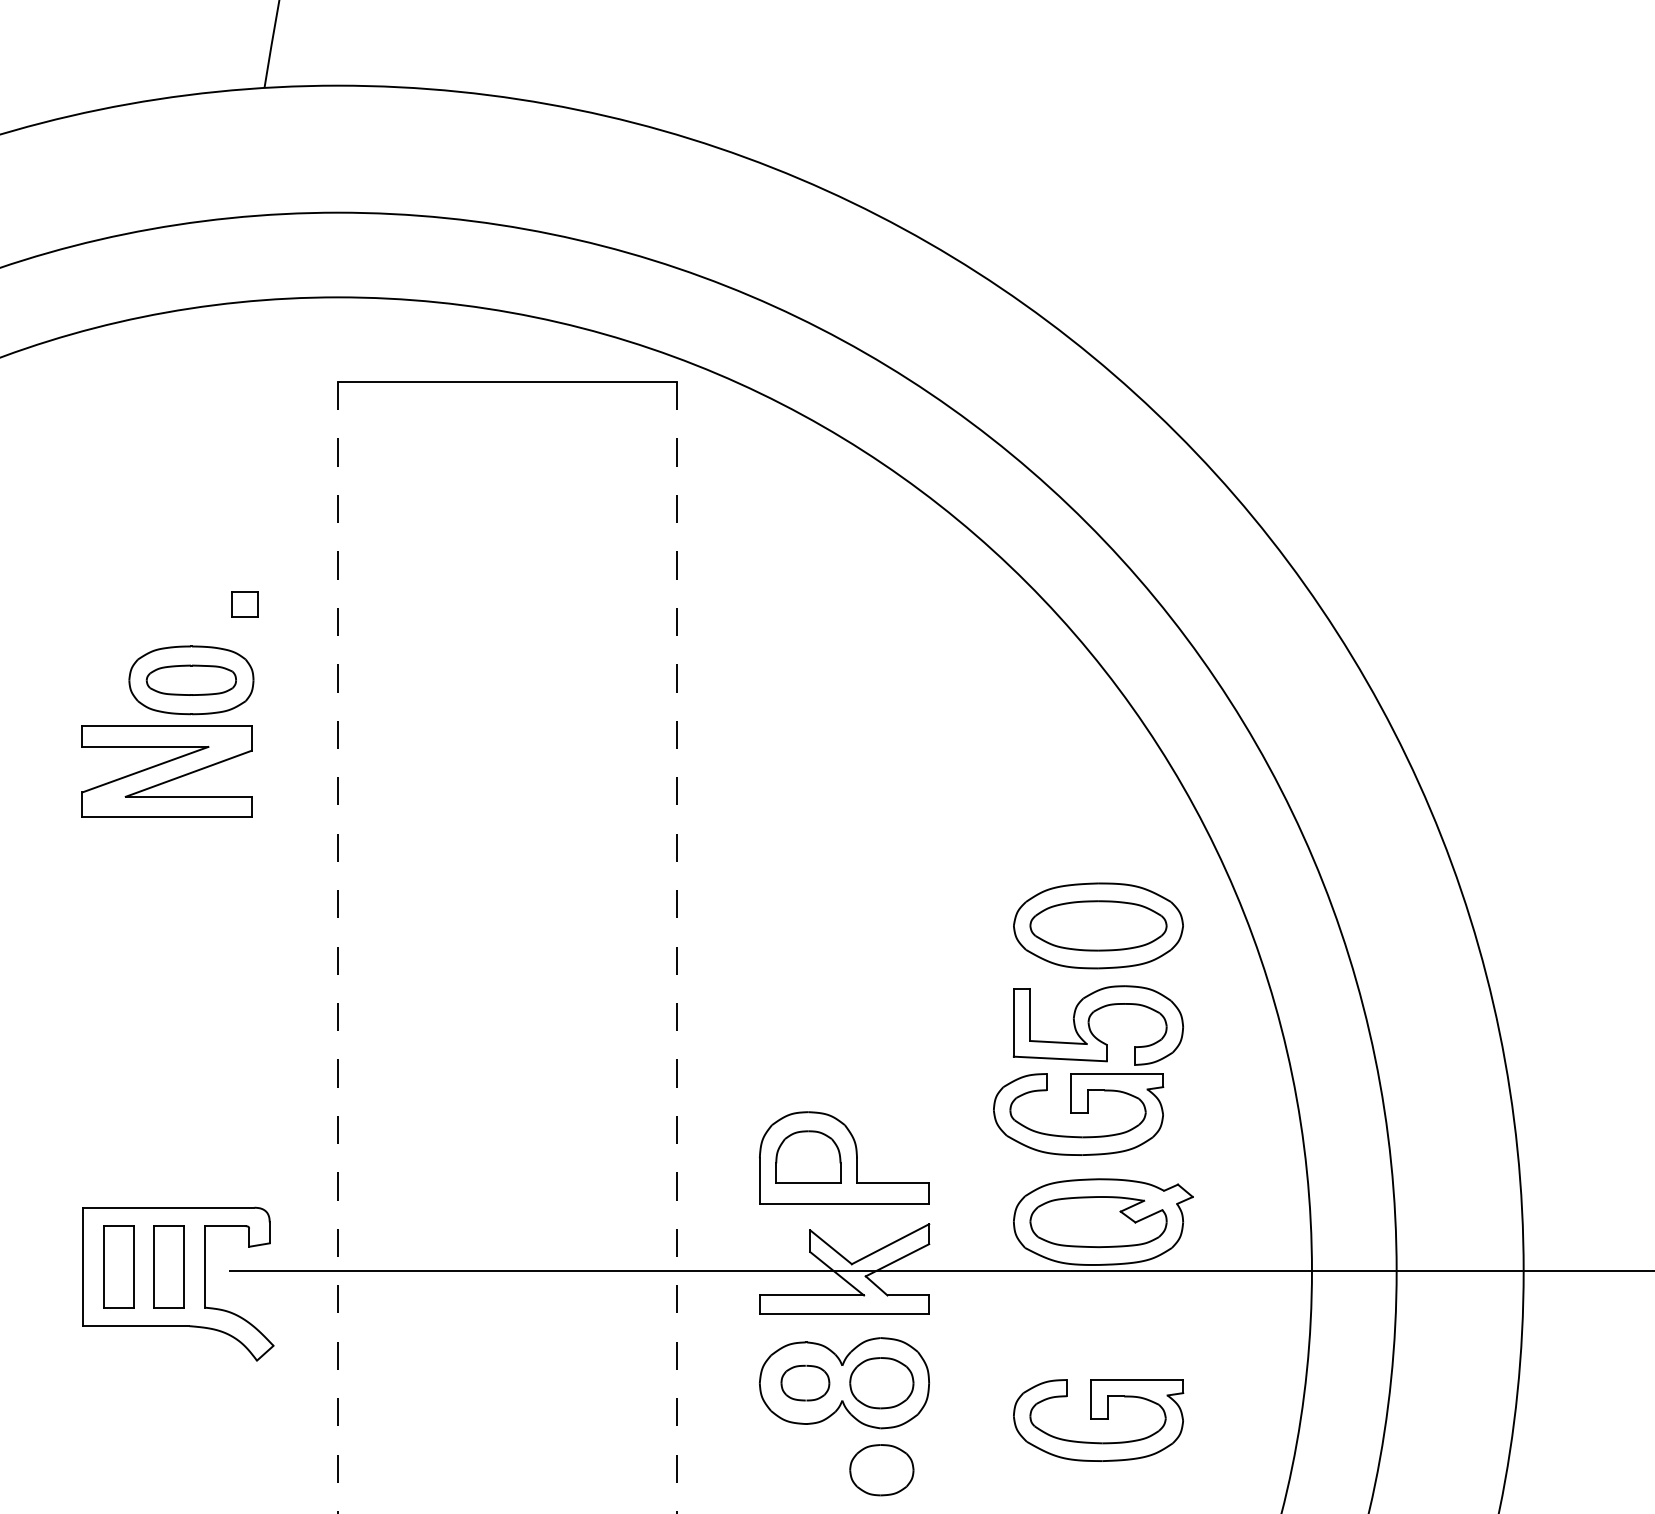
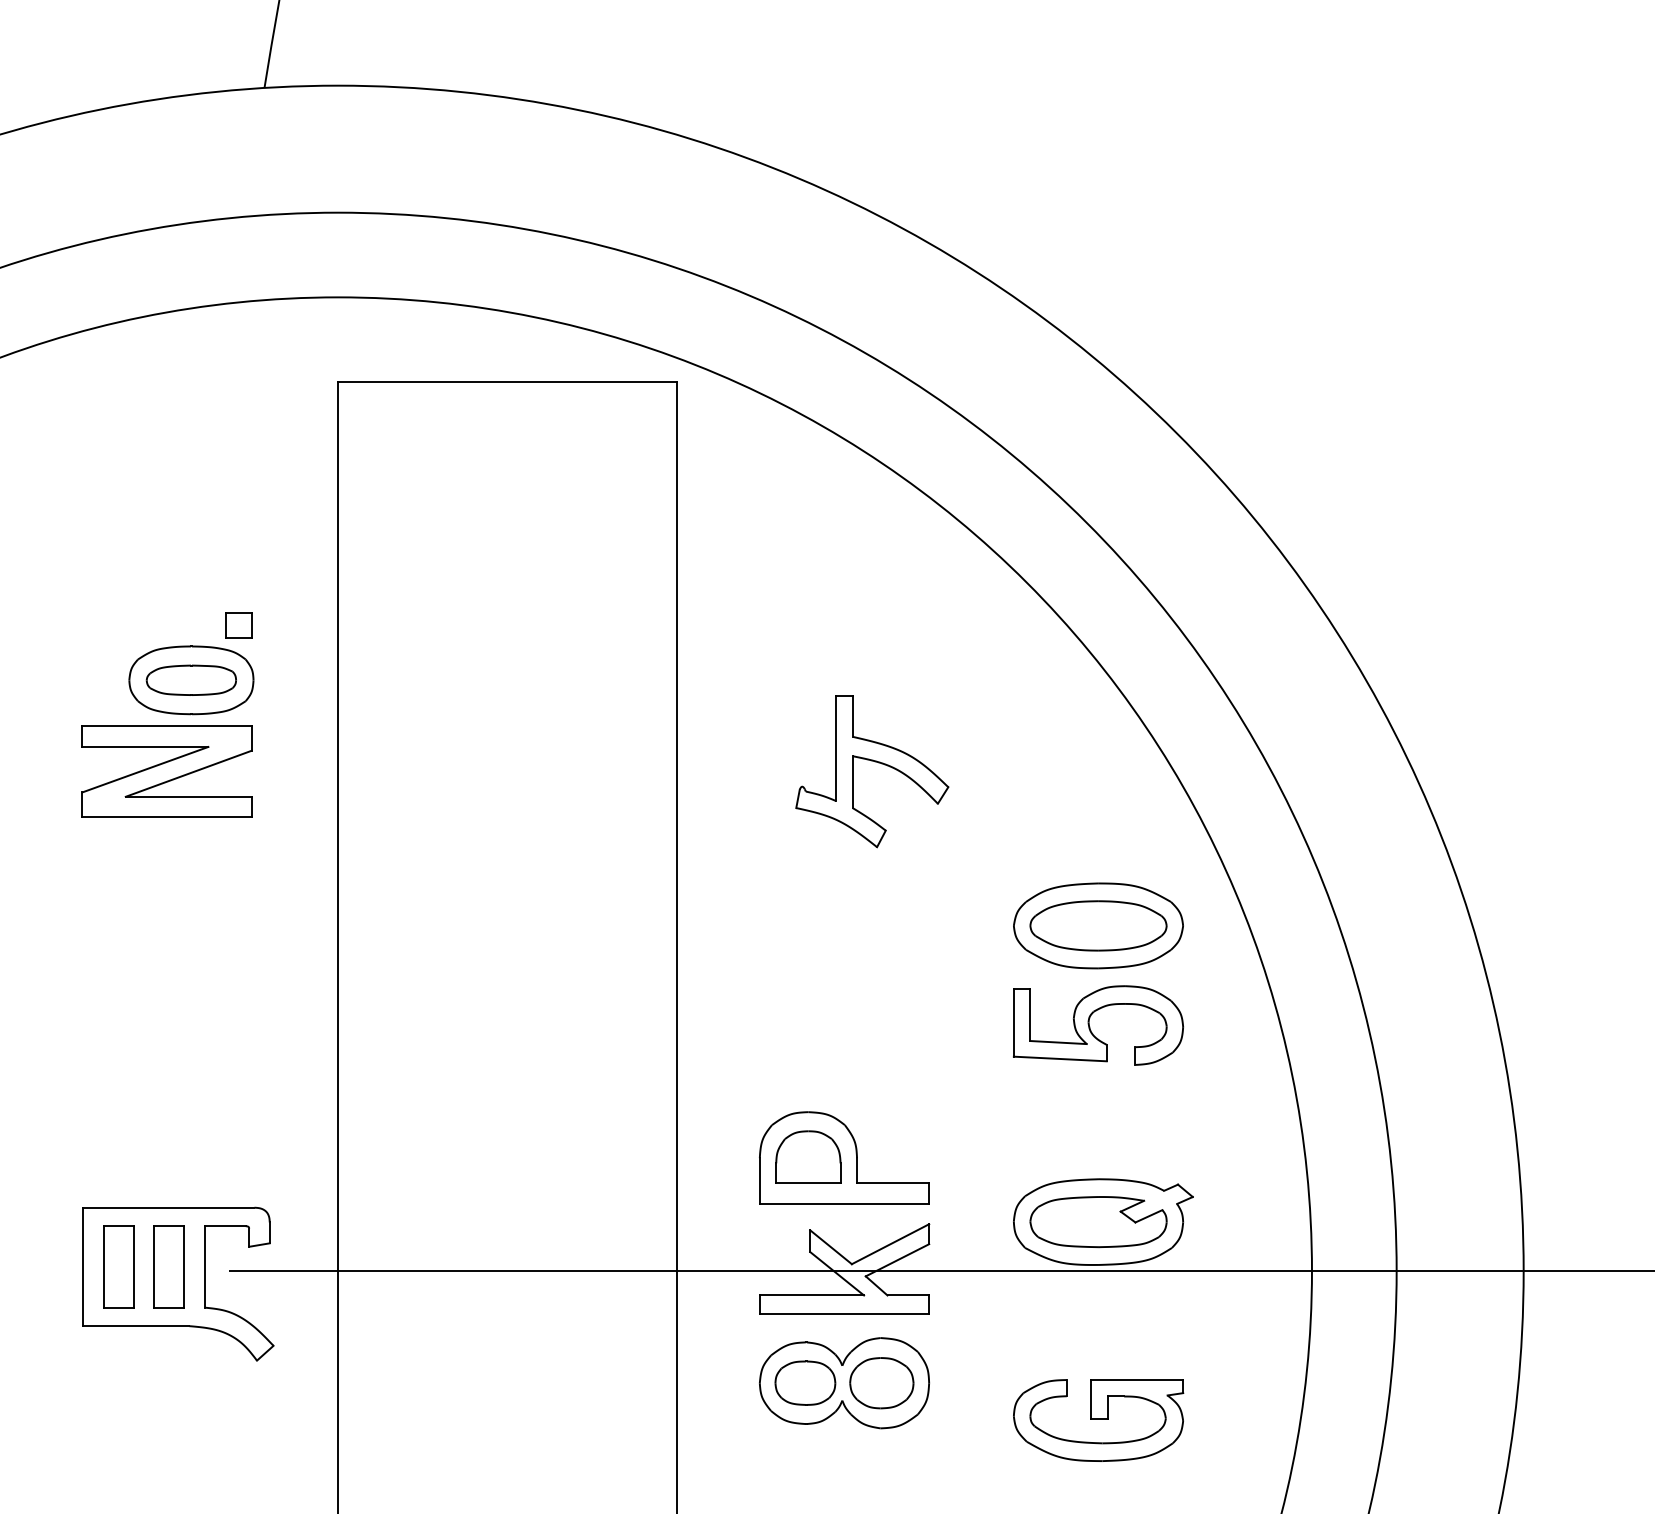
part position: (244, 604) -> (238, 625) (238, 625)
part: none -> present (875, 762)
line: dashed -> solid (338, 947)
line: dashed -> solid (676, 947)
part: present -> none (1078, 1114)
part size: 51x38 px -> 63x46 px (805, 1382)
part: present -> none (881, 1470)
